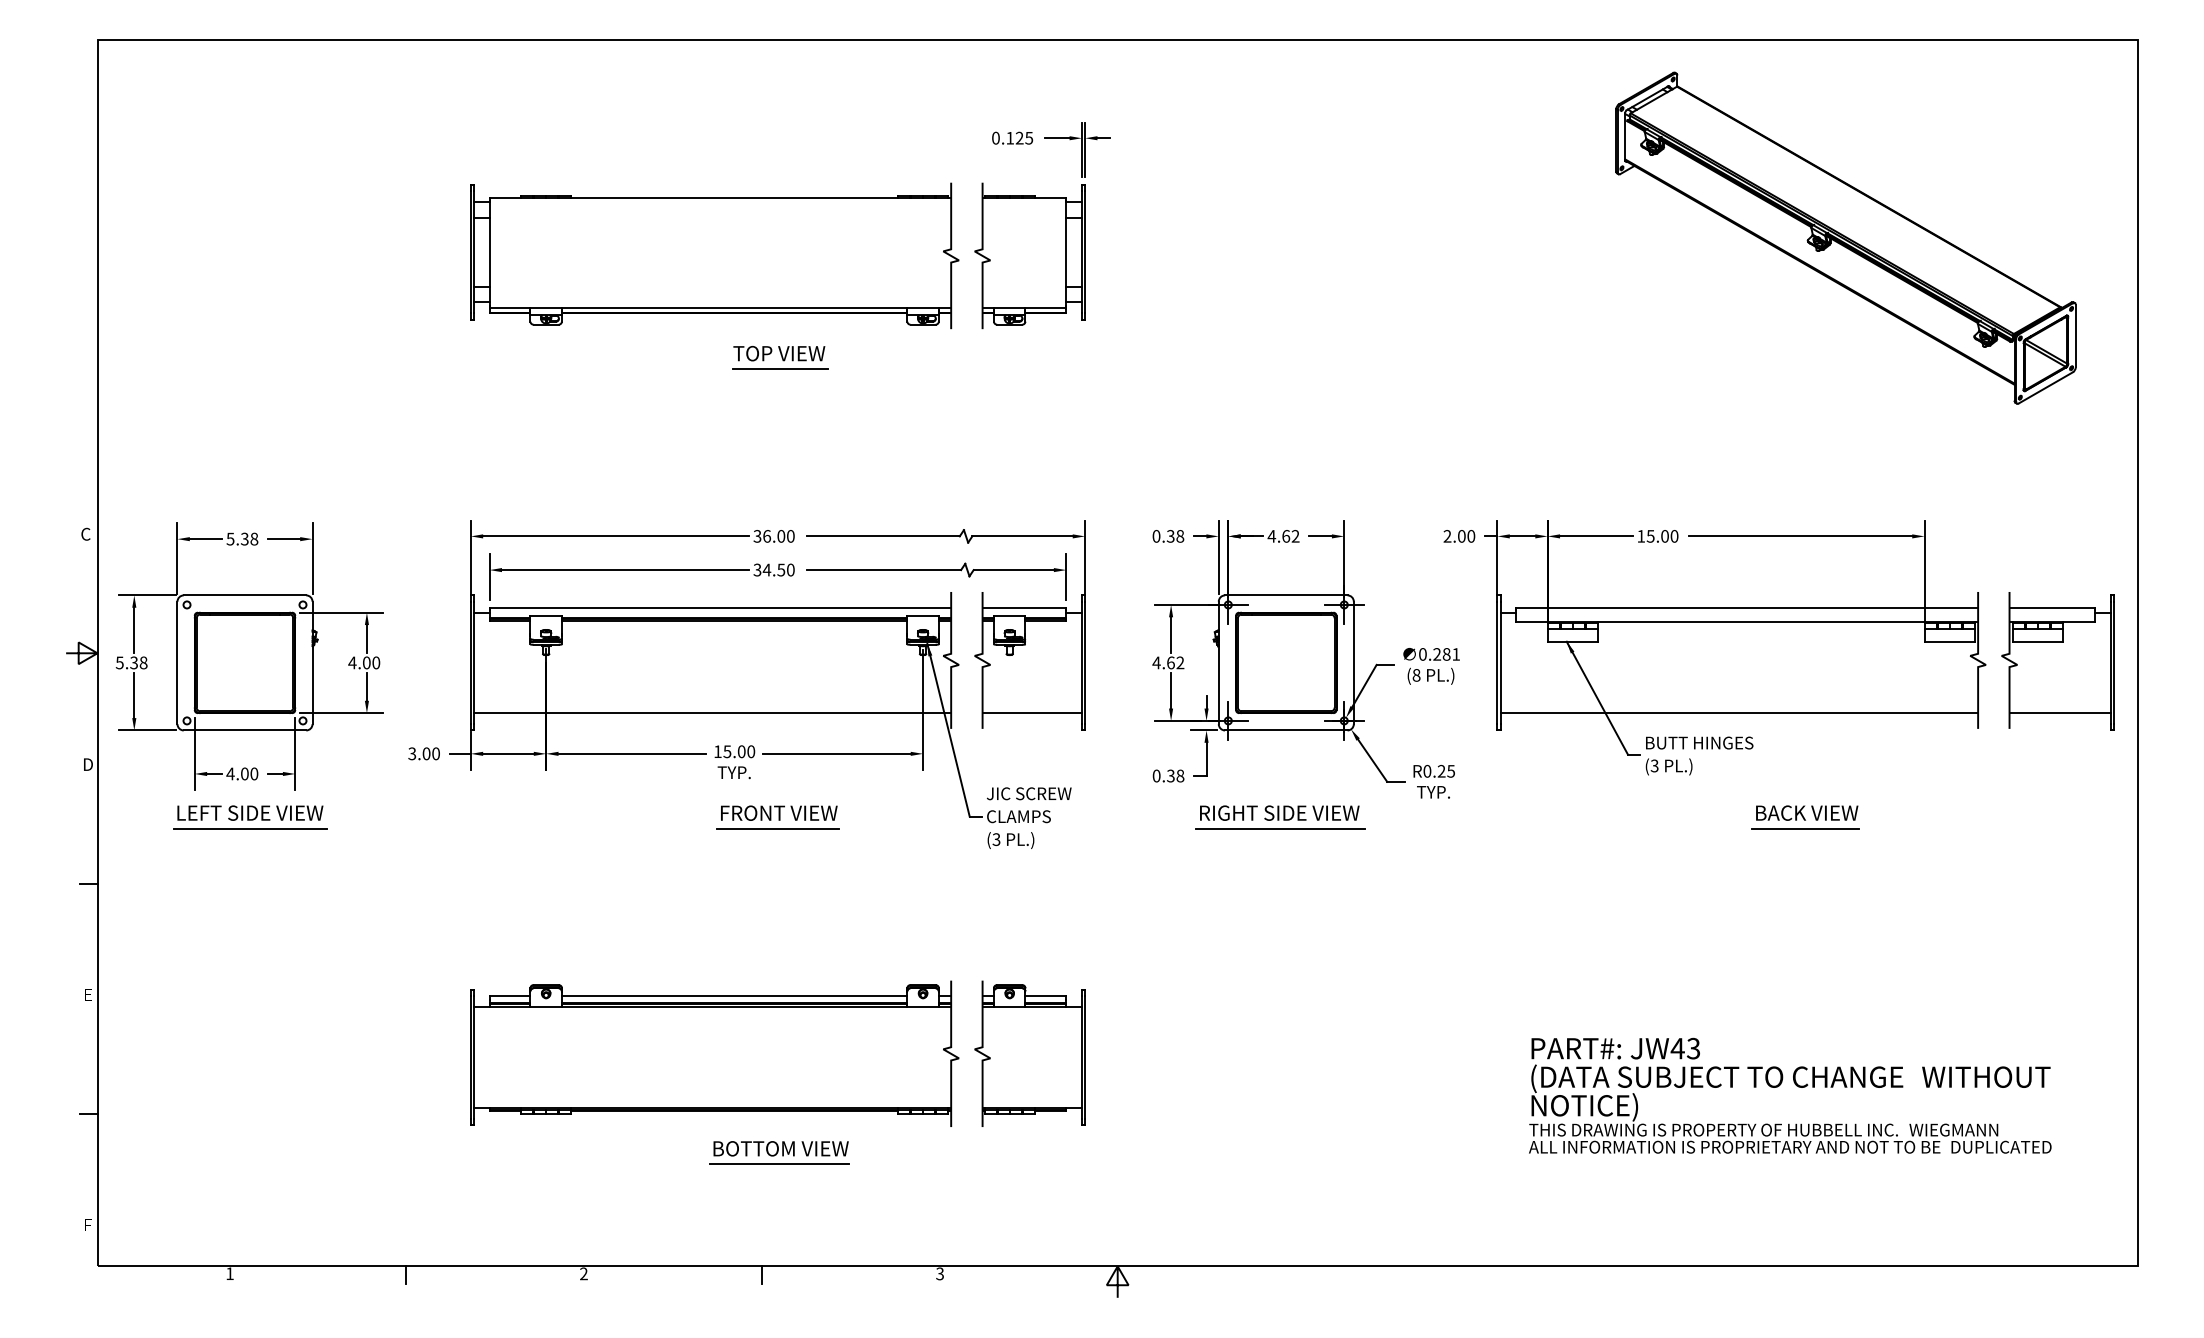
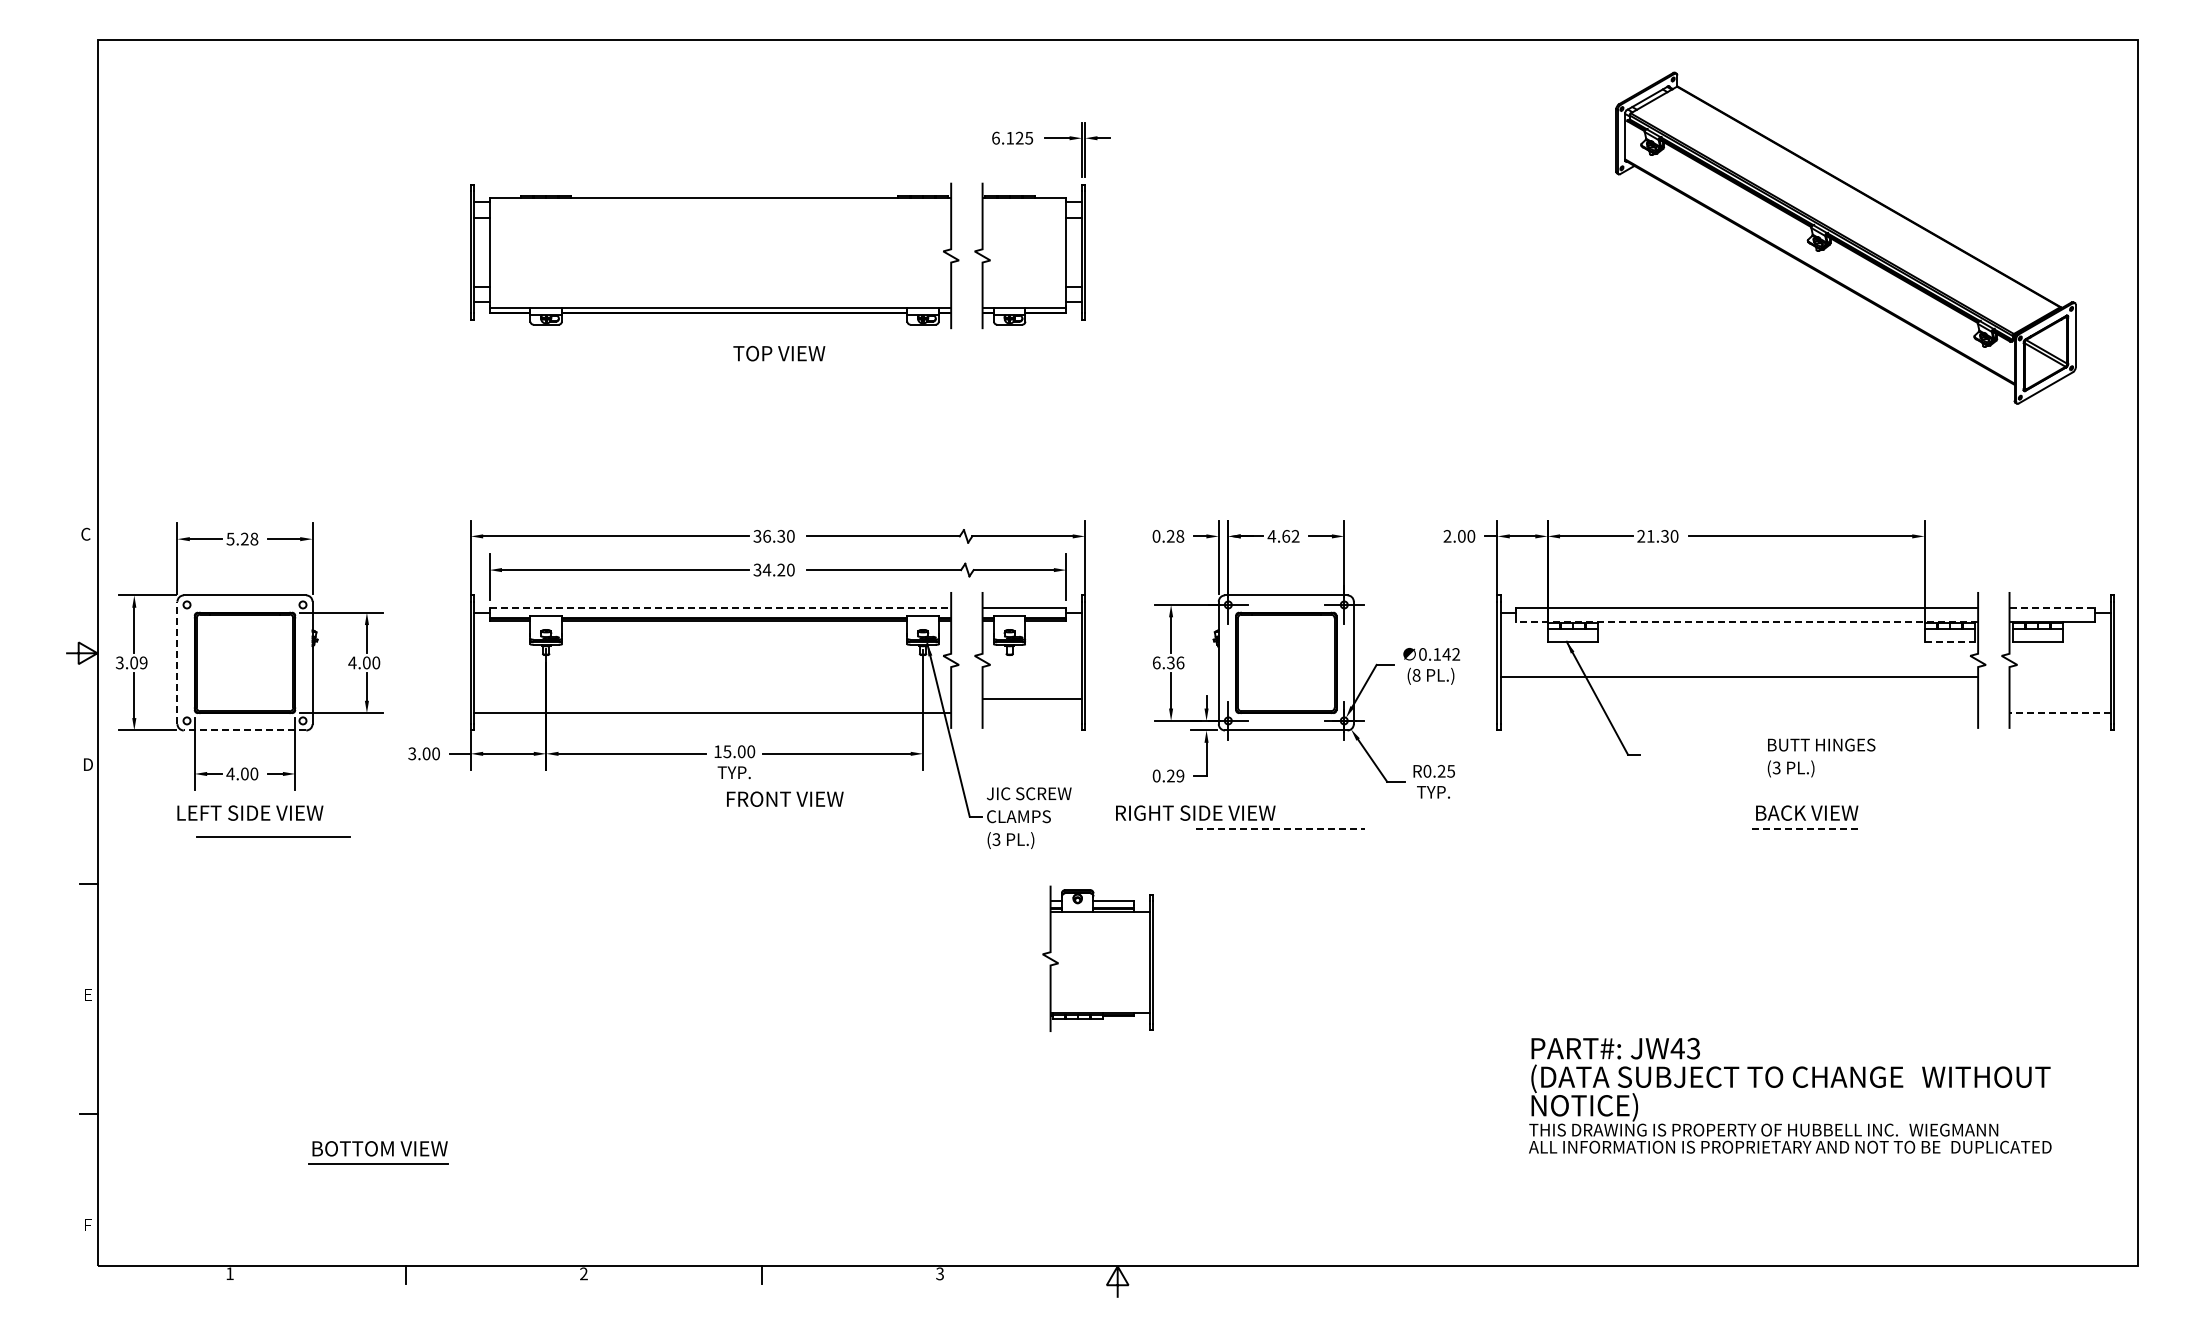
text: 0.125 -> 6.125 (995, 137)
line: present -> none (779, 369)
text: 36.00 -> 36.30 (781, 536)
text: 0.38 -> 0.28 (1170, 536)
text: 15.00 -> 21.30 (1652, 536)
text: 5.38 -> 5.28 (244, 539)
text: 34.50 -> 34.20 (781, 569)
line: solid -> dashed (720, 607)
line: solid -> dashed (2052, 607)
line: solid -> dashed (1747, 621)
line: solid -> dashed (1950, 641)
text: 0.281 -> 0.142 (1446, 654)
text: 5.38 -> 3.09 (131, 662)
line: solid -> dashed (177, 662)
text: 4.62 -> 6.36 (1168, 662)
line position: (1031, 713) -> (1031, 699) (1031, 699)
line position: (1739, 713) -> (1739, 677) (1739, 677)
line: solid -> dashed (2060, 713)
line: solid -> dashed (244, 730)
text position: (1699, 755) -> (1821, 757) (1821, 757)
text: 0.38 -> 0.29 (1175, 775)
text position: (779, 812) -> (785, 798) (785, 798)
text position: (1279, 812) -> (1195, 812) (1195, 812)
line position: (250, 828) -> (273, 836) (273, 836)
line: present -> none (777, 828)
line: solid -> dashed (1281, 828)
line: solid -> dashed (1806, 828)
part: present -> none (714, 1053)
part position: (1029, 1053) -> (1097, 958) (1097, 958)
part position: (779, 1152) -> (378, 1152) (378, 1152)
